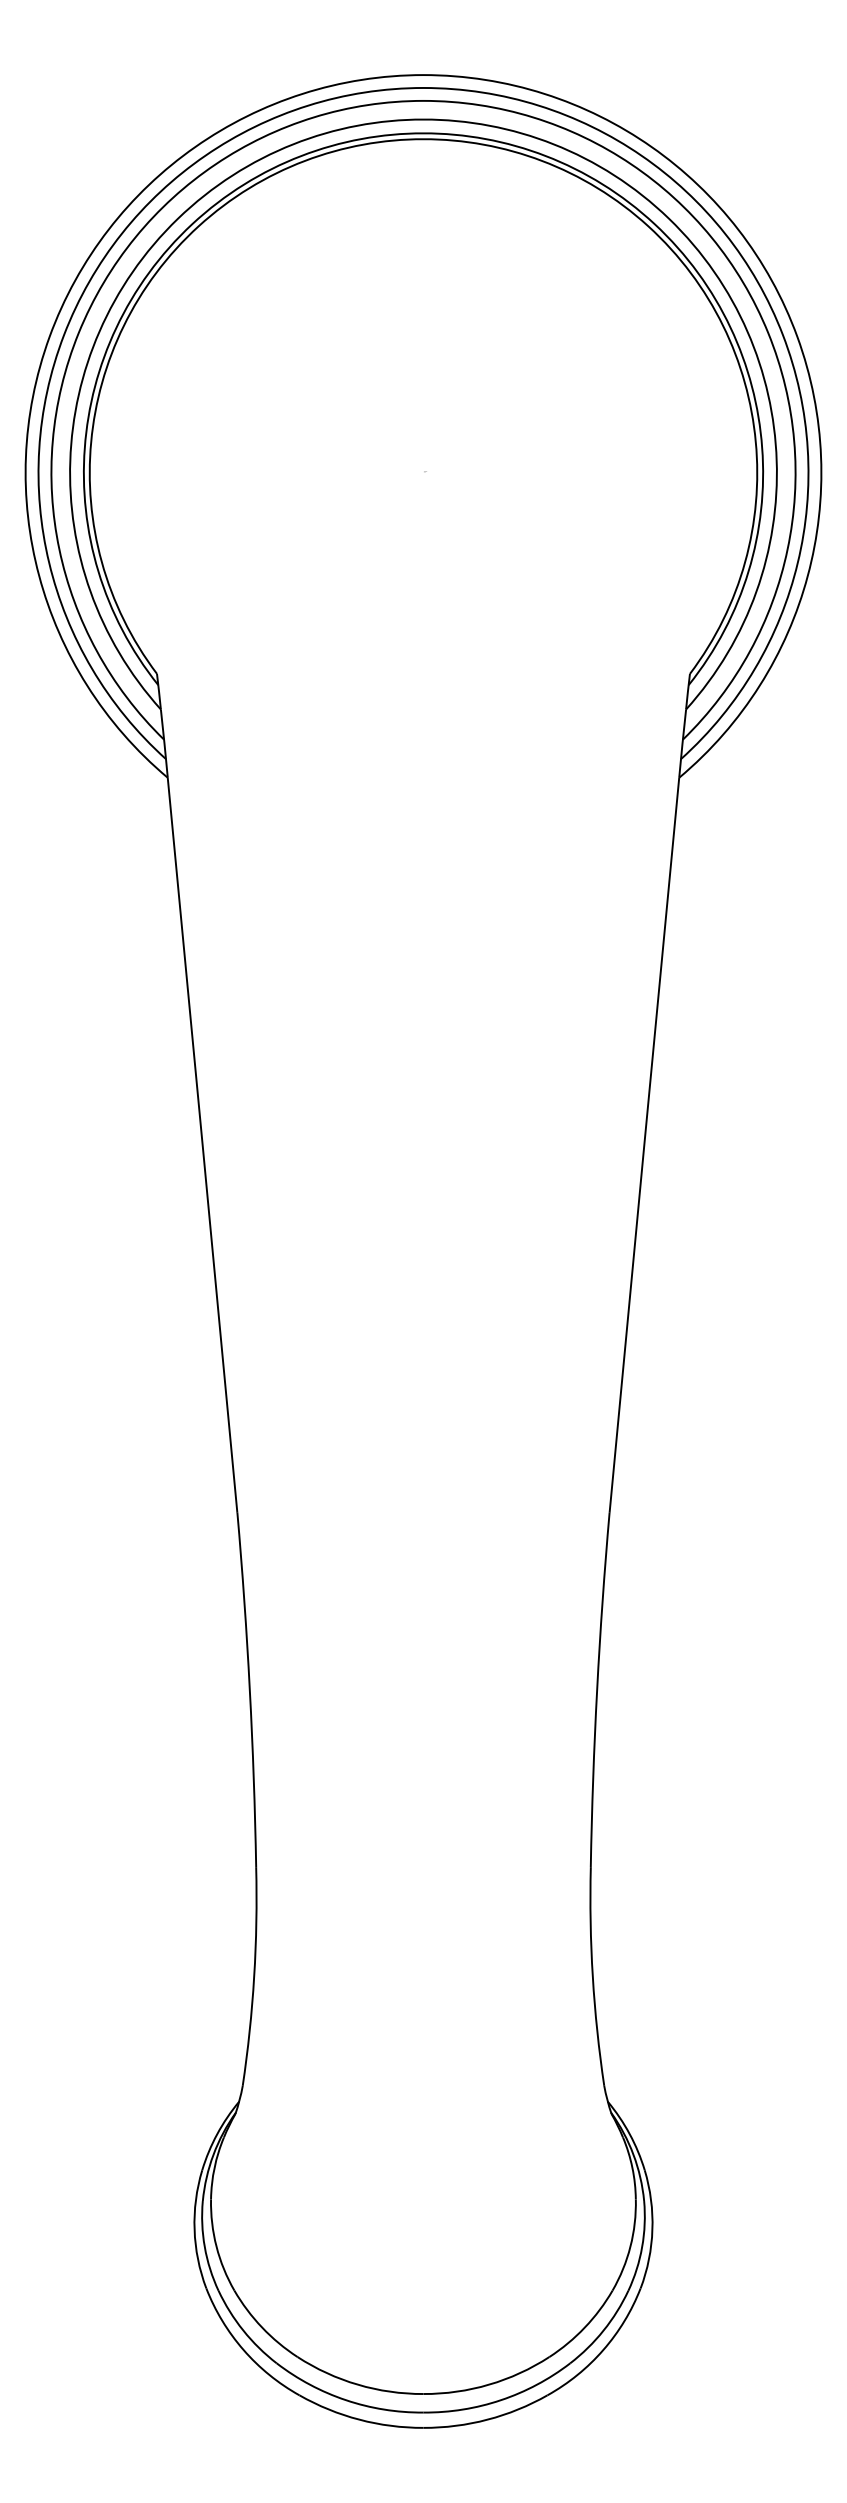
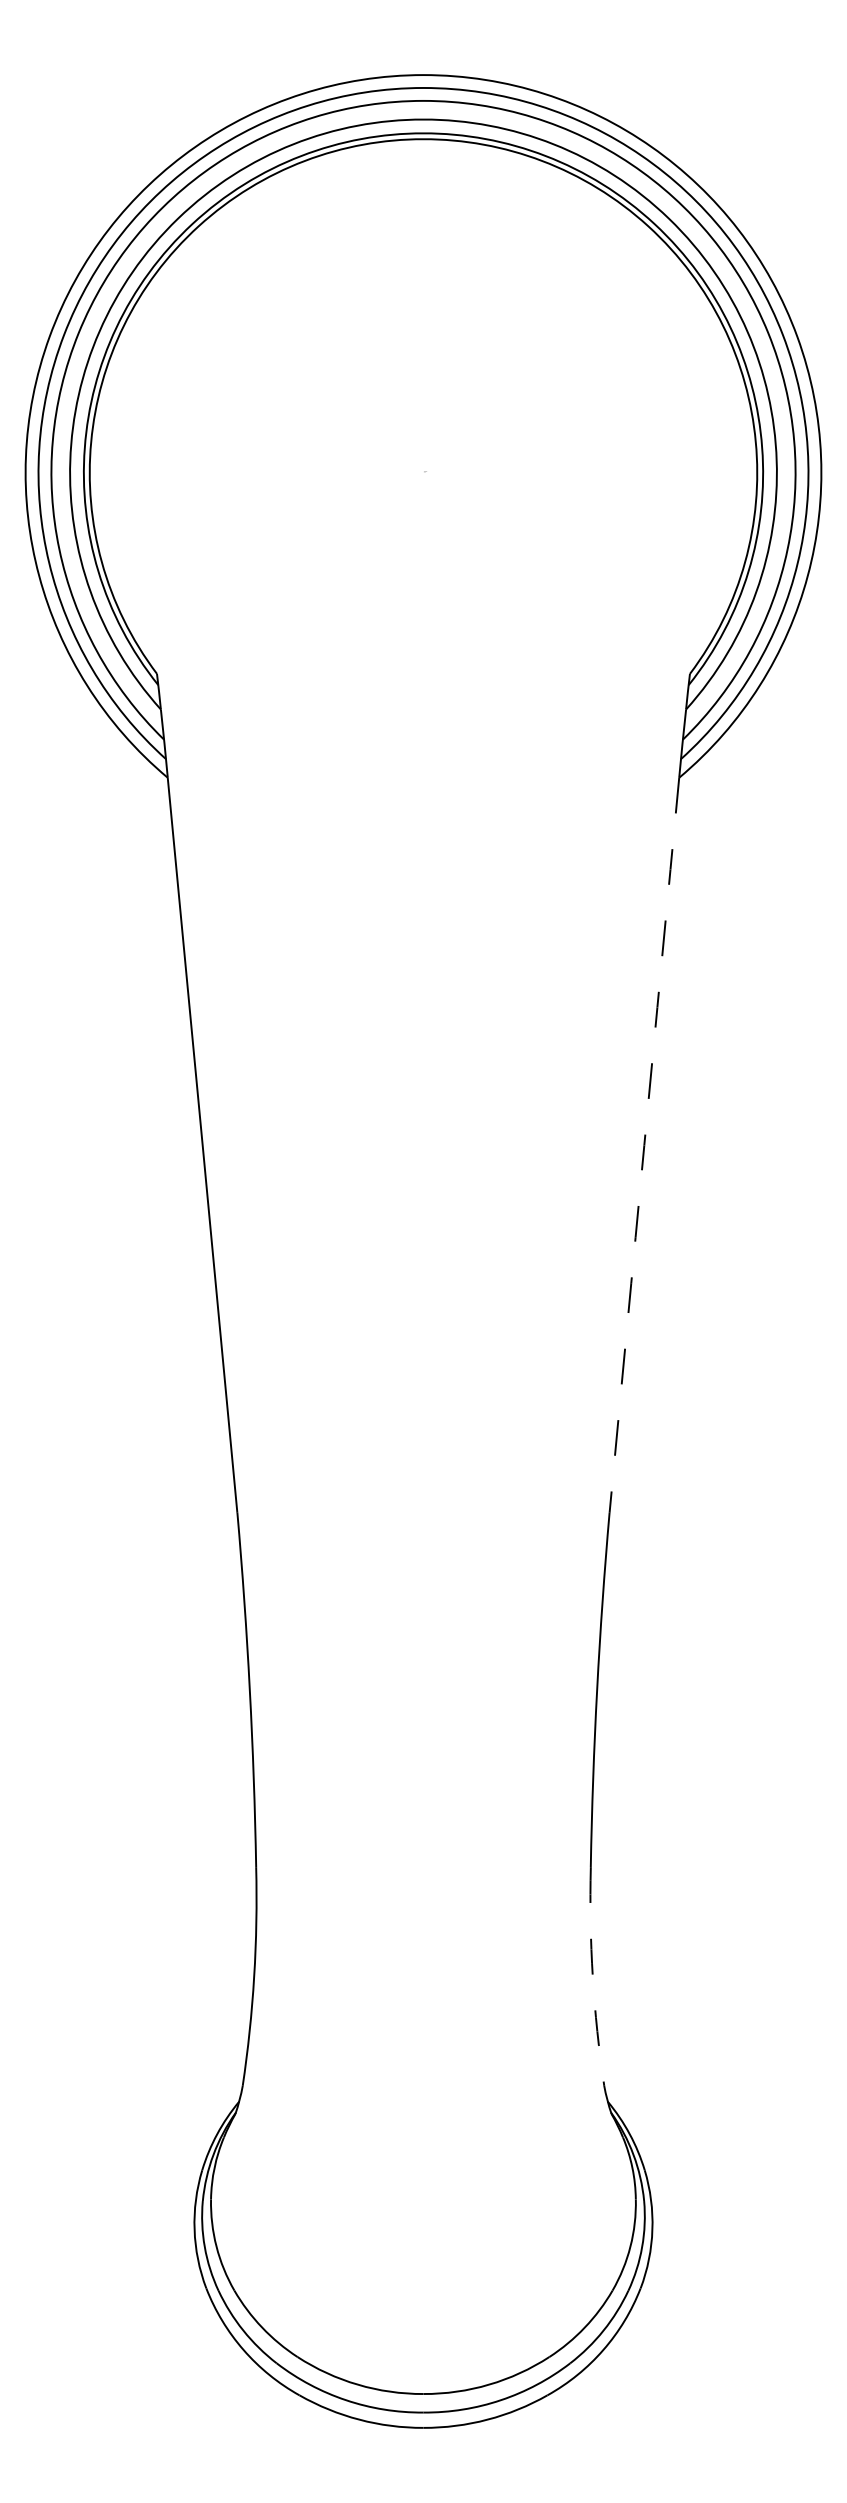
arc: solid -> dashed (644, 1145)
arc: solid -> dashed (592, 1976)
